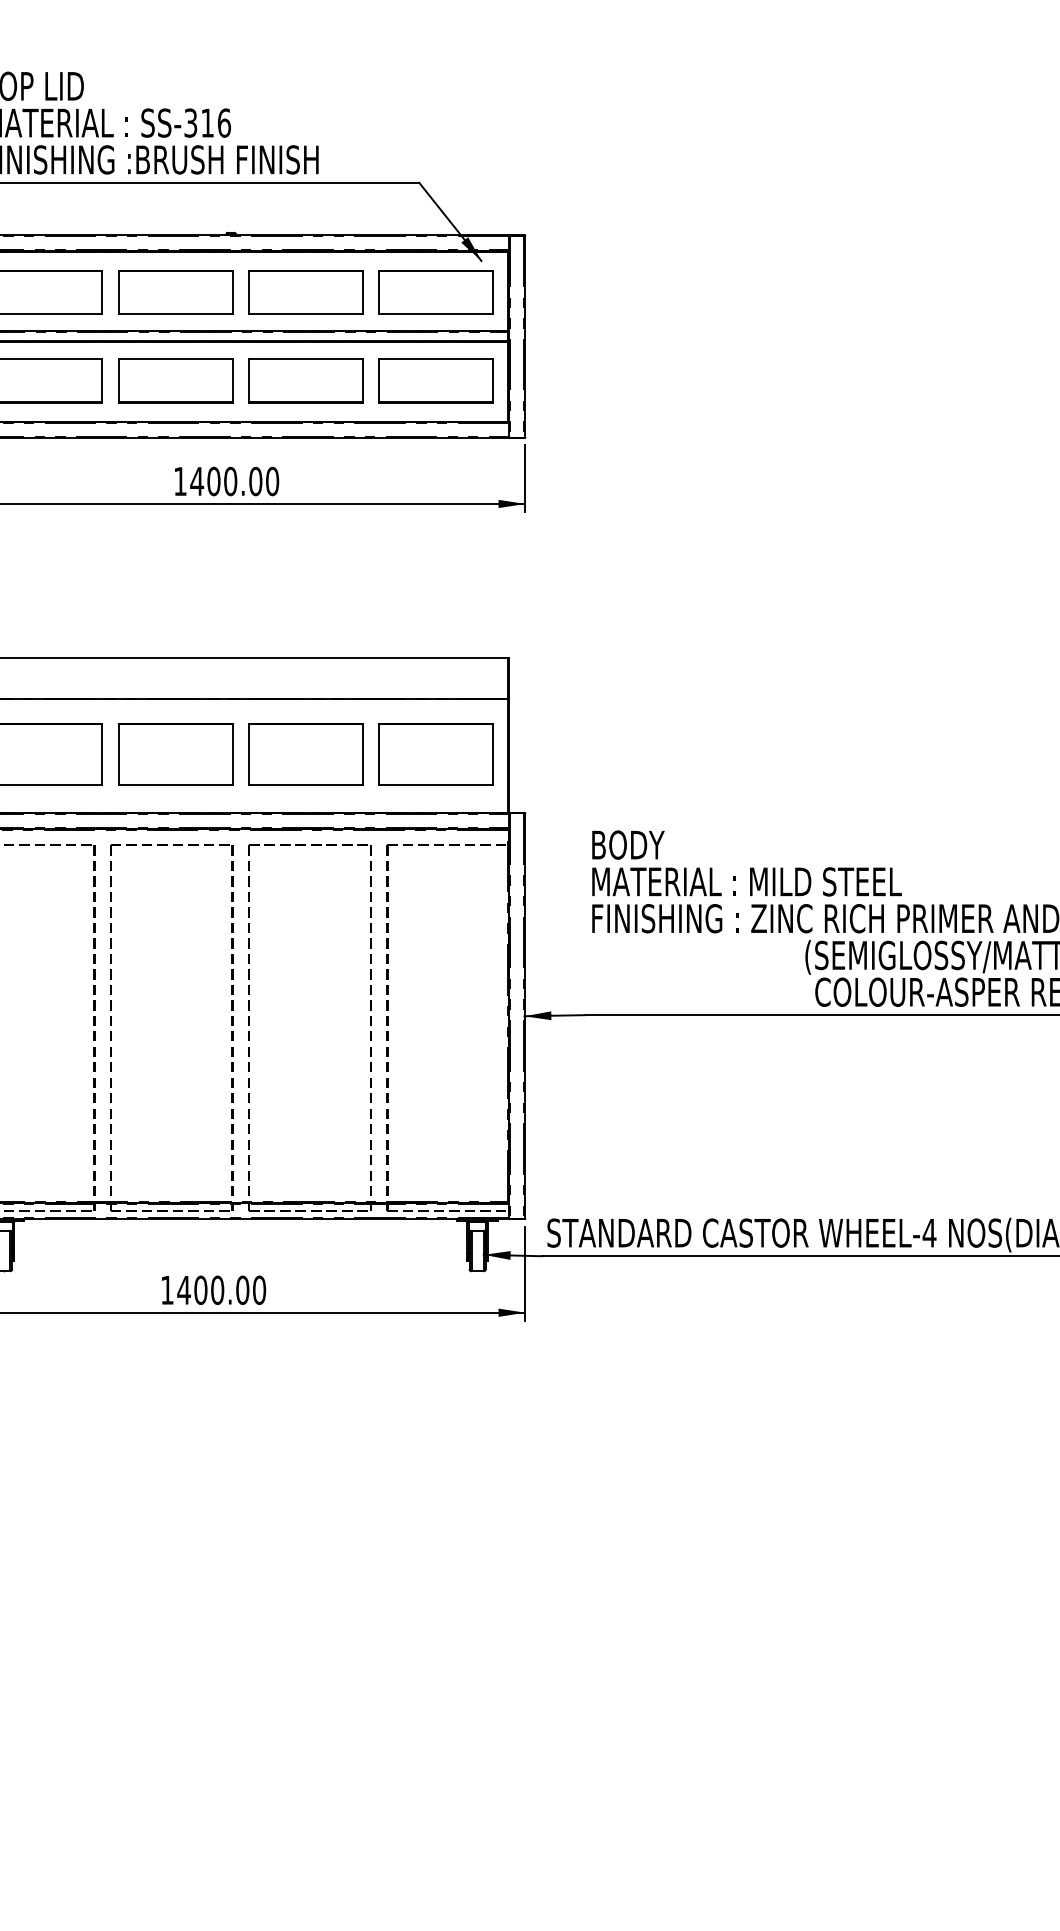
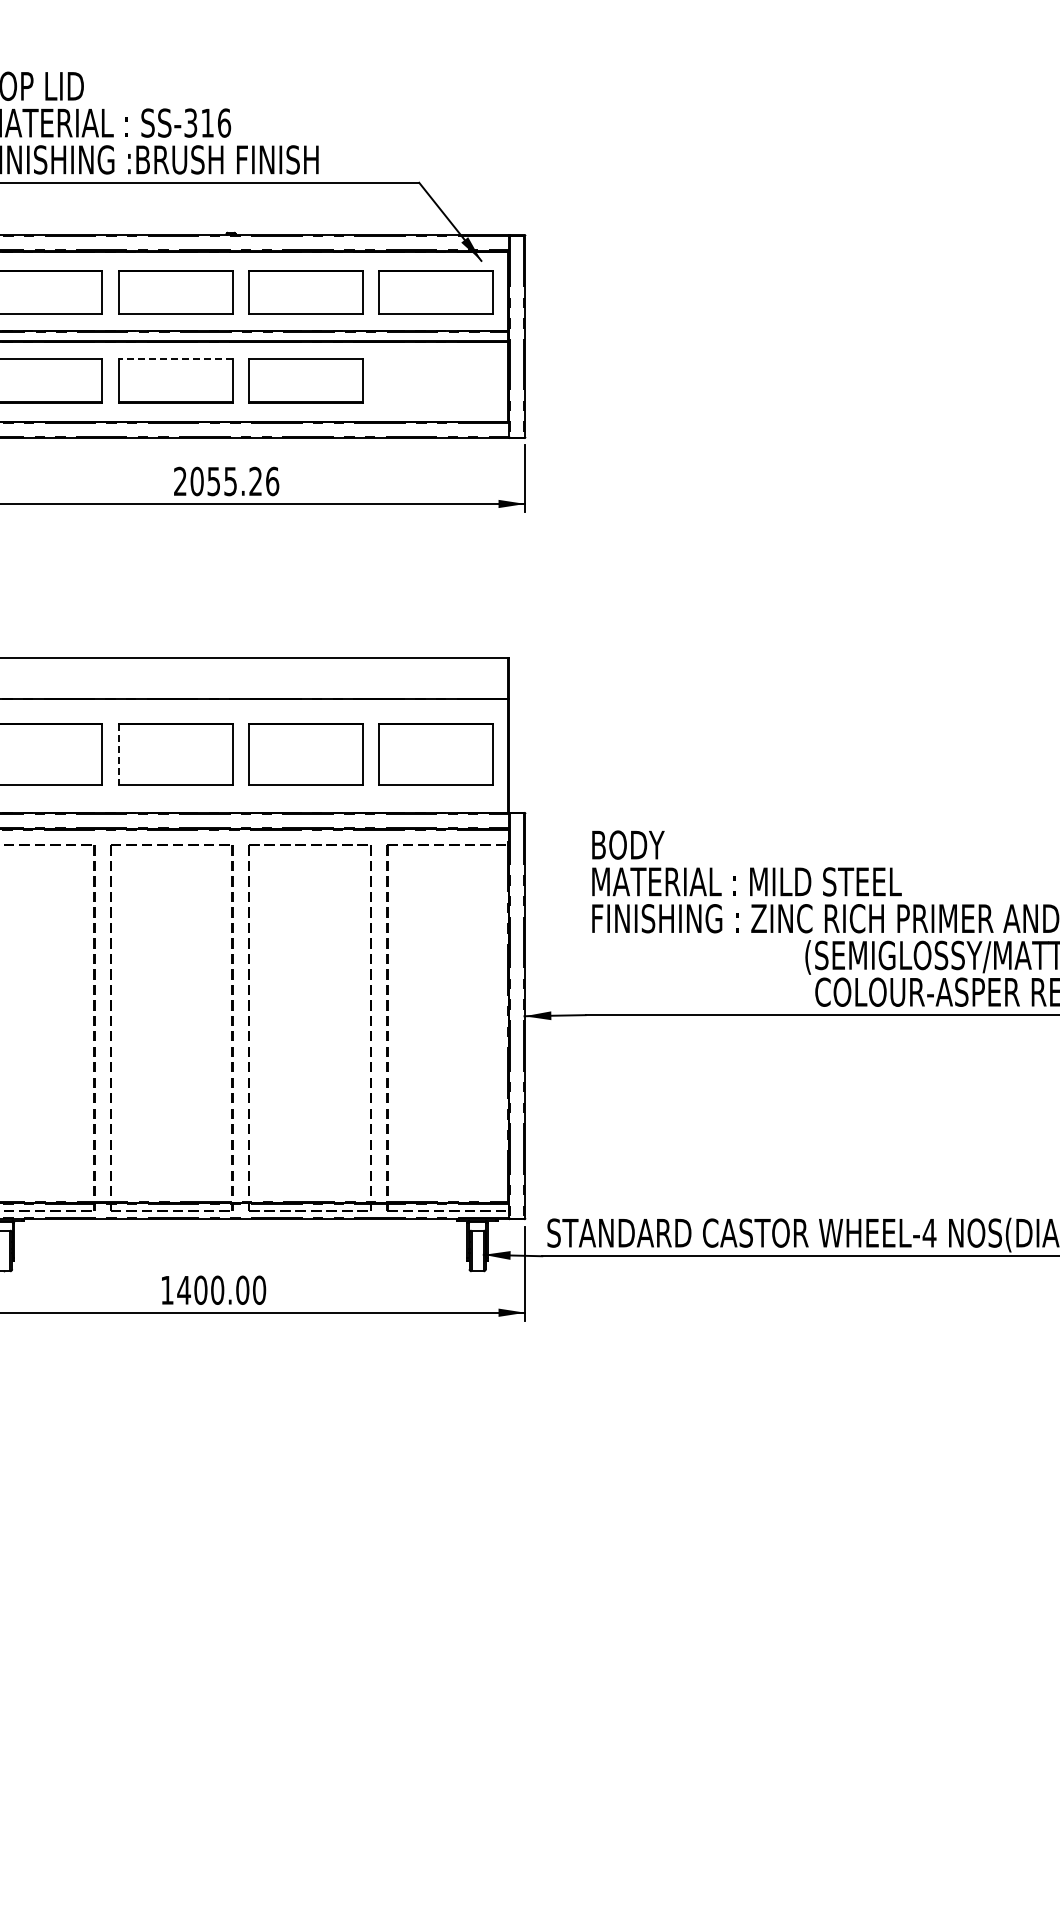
line: solid -> dashed (175, 359)
part: present -> none (435, 380)
text: 1400.00 -> 2055.26 (226, 481)
line: solid -> dashed (118, 754)
